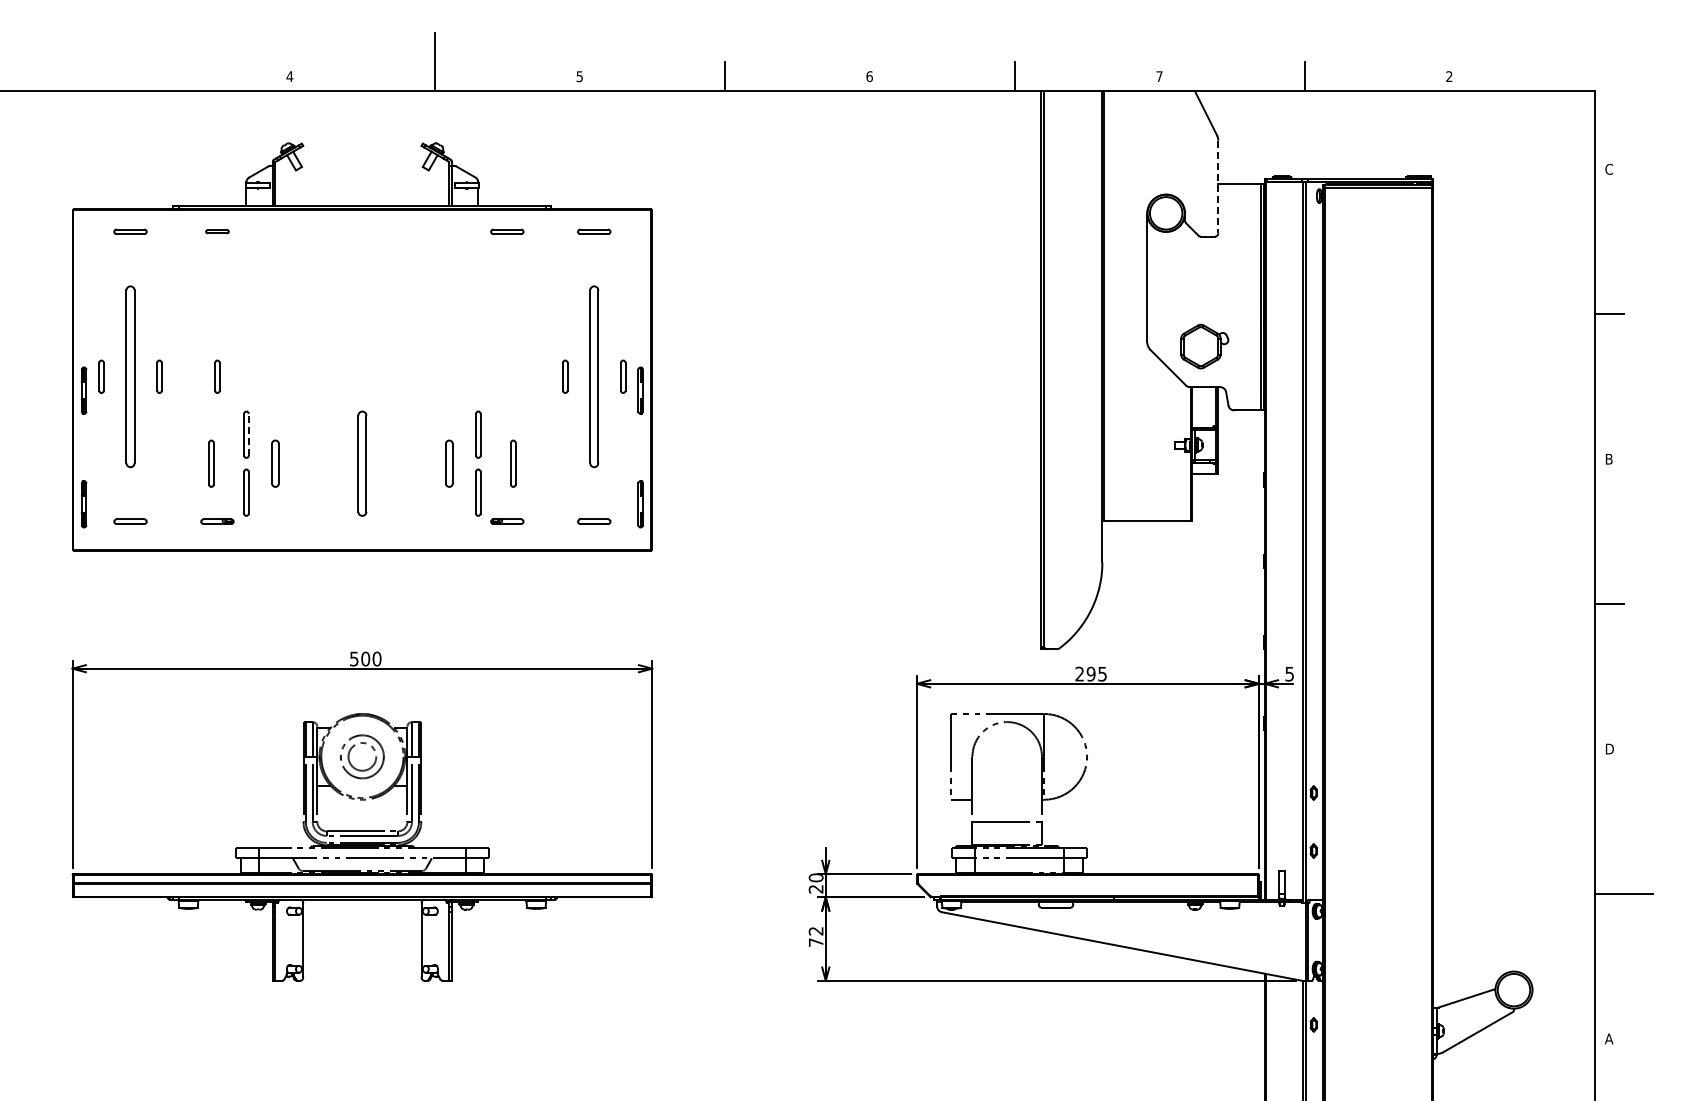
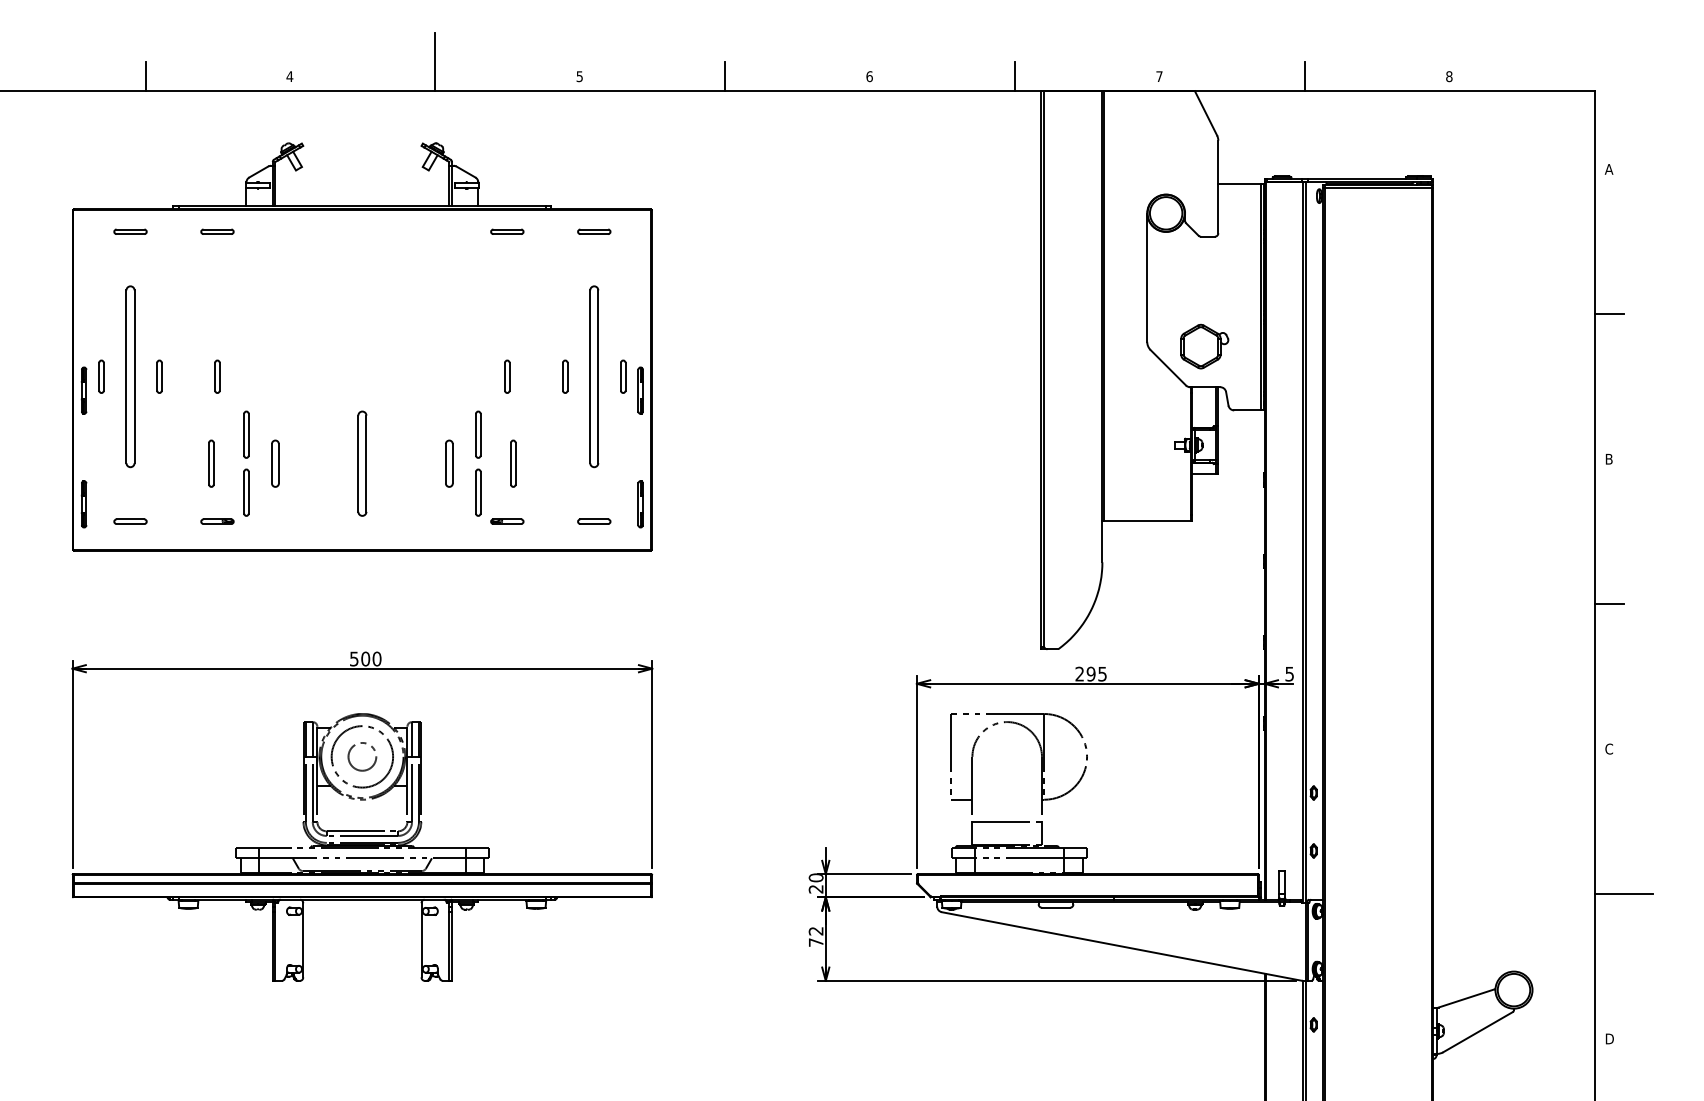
line: none -> present (145, 76)
text: 2 -> 8 (1449, 76)
text: C -> A (1608, 168)
line: dashed -> solid (1218, 187)
part size: 25x6 px -> 35x7 px (217, 231)
part: none -> present (507, 376)
line: dashed -> solid (248, 434)
text: D -> C (1609, 748)
circle diameter: 43 px -> 61 px (362, 756)
text: A -> D (1609, 1038)
